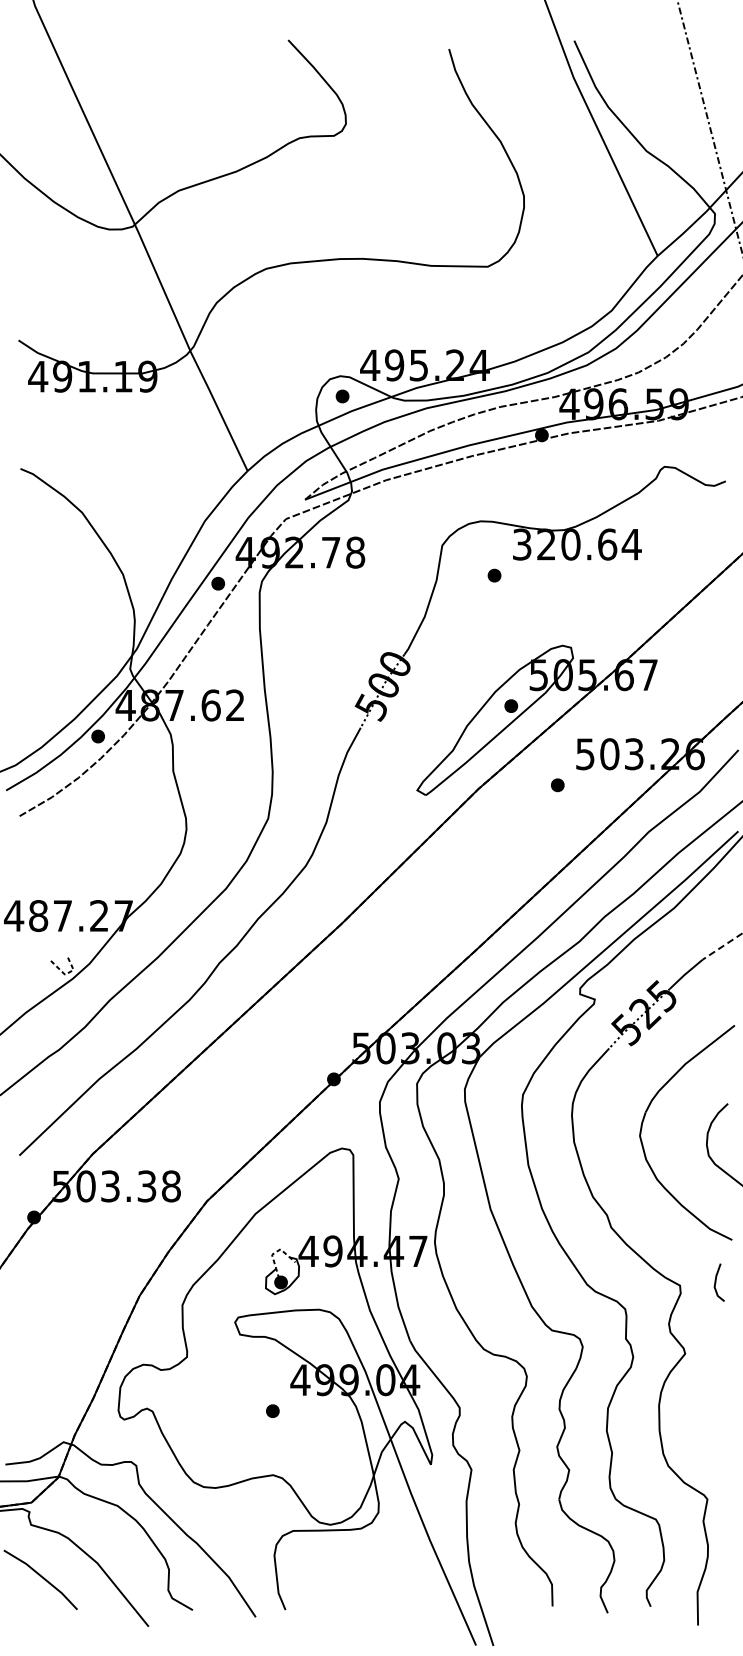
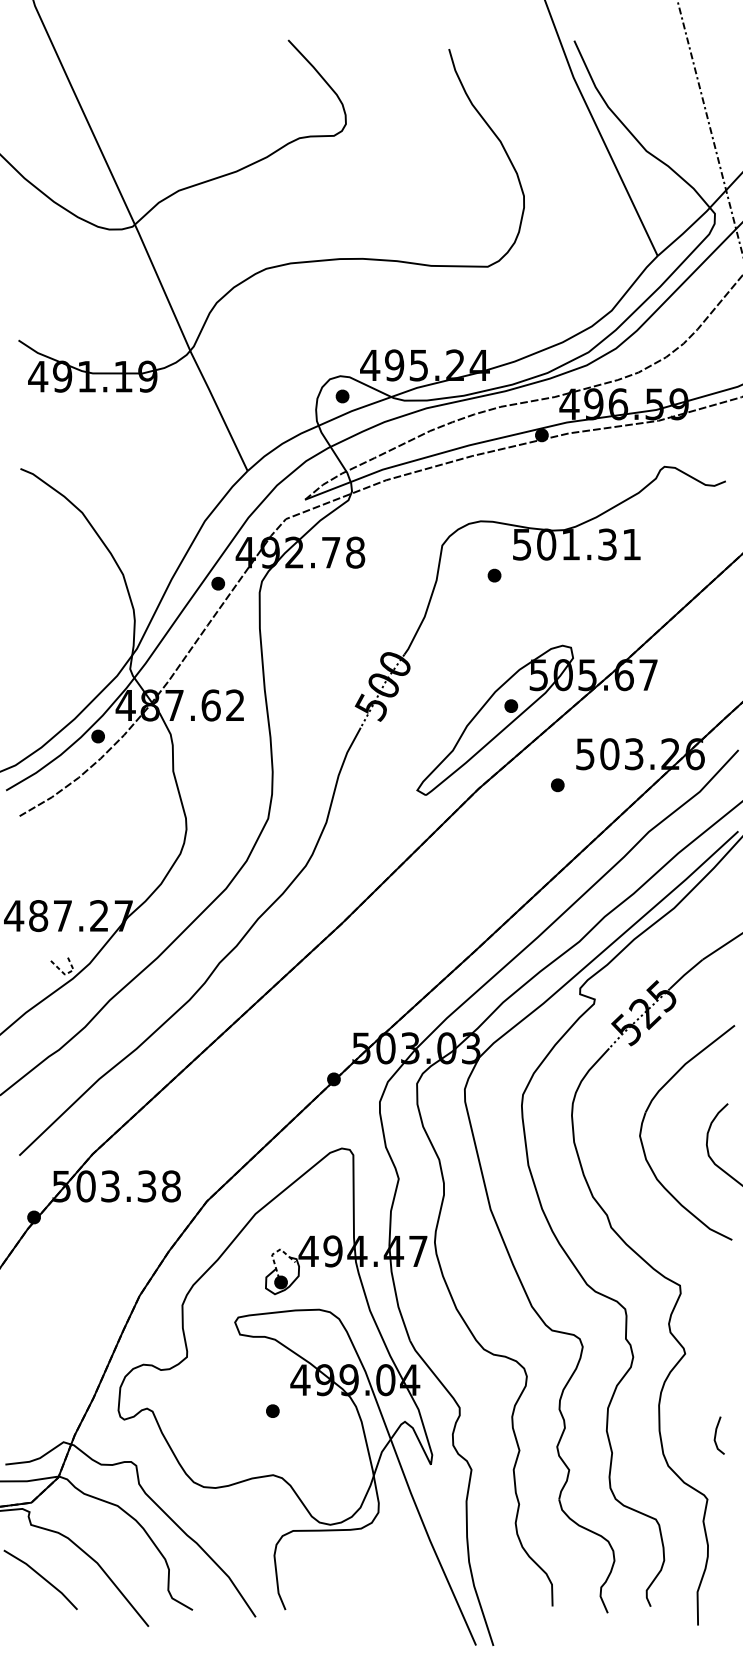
text: 320.64 -> 501.31 (577, 544)
line: dashed -> solid (722, 946)
line position: (716, 1282) -> (716, 1435) (716, 1435)
